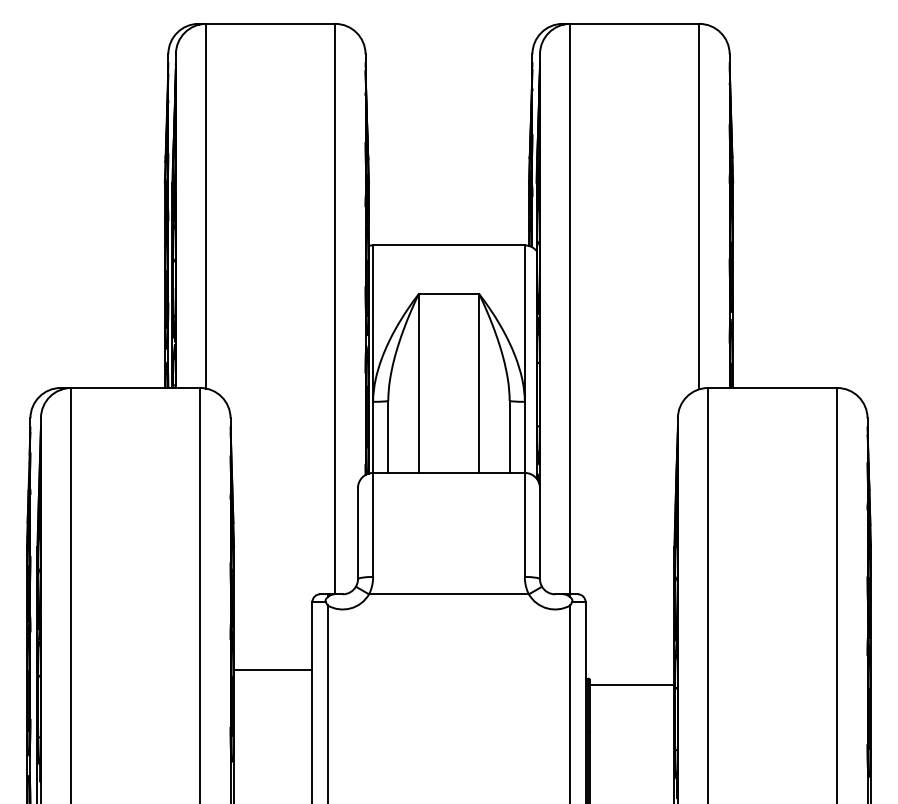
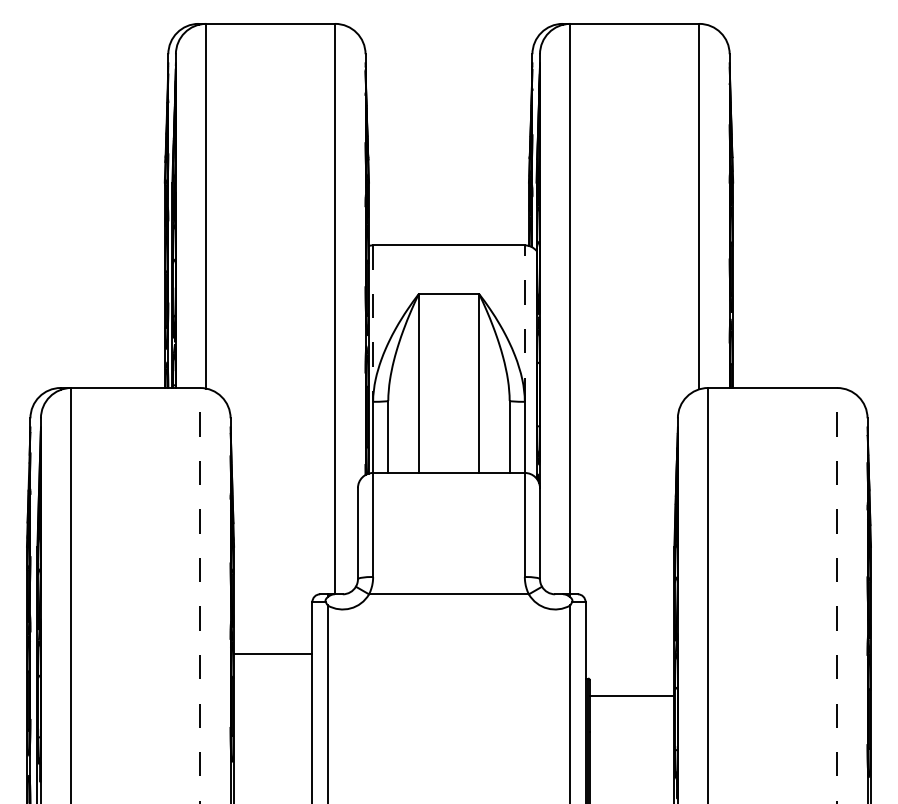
line: solid -> dashed (524, 323)
line: solid -> dashed (373, 324)
line: solid -> dashed (200, 595)
line: solid -> dashed (837, 595)
line position: (273, 670) -> (273, 654) (273, 654)
line position: (632, 685) -> (632, 696) (632, 696)
